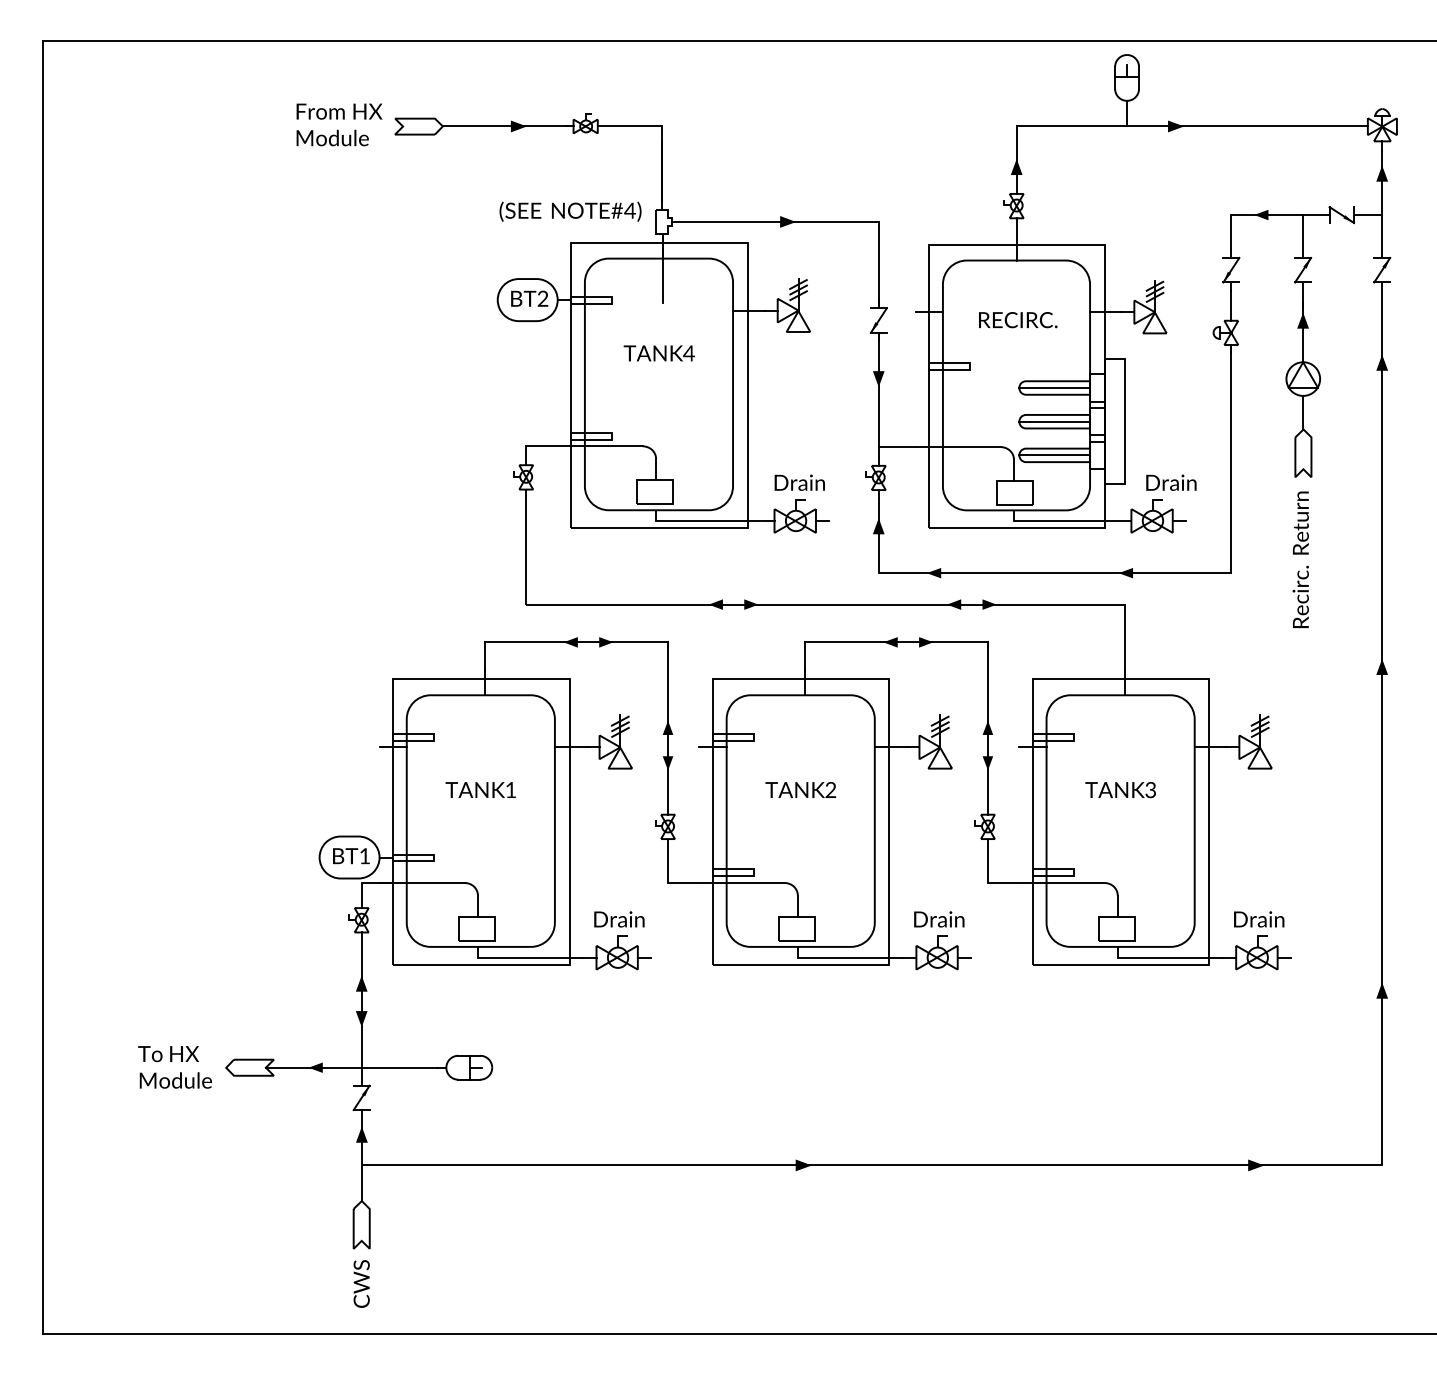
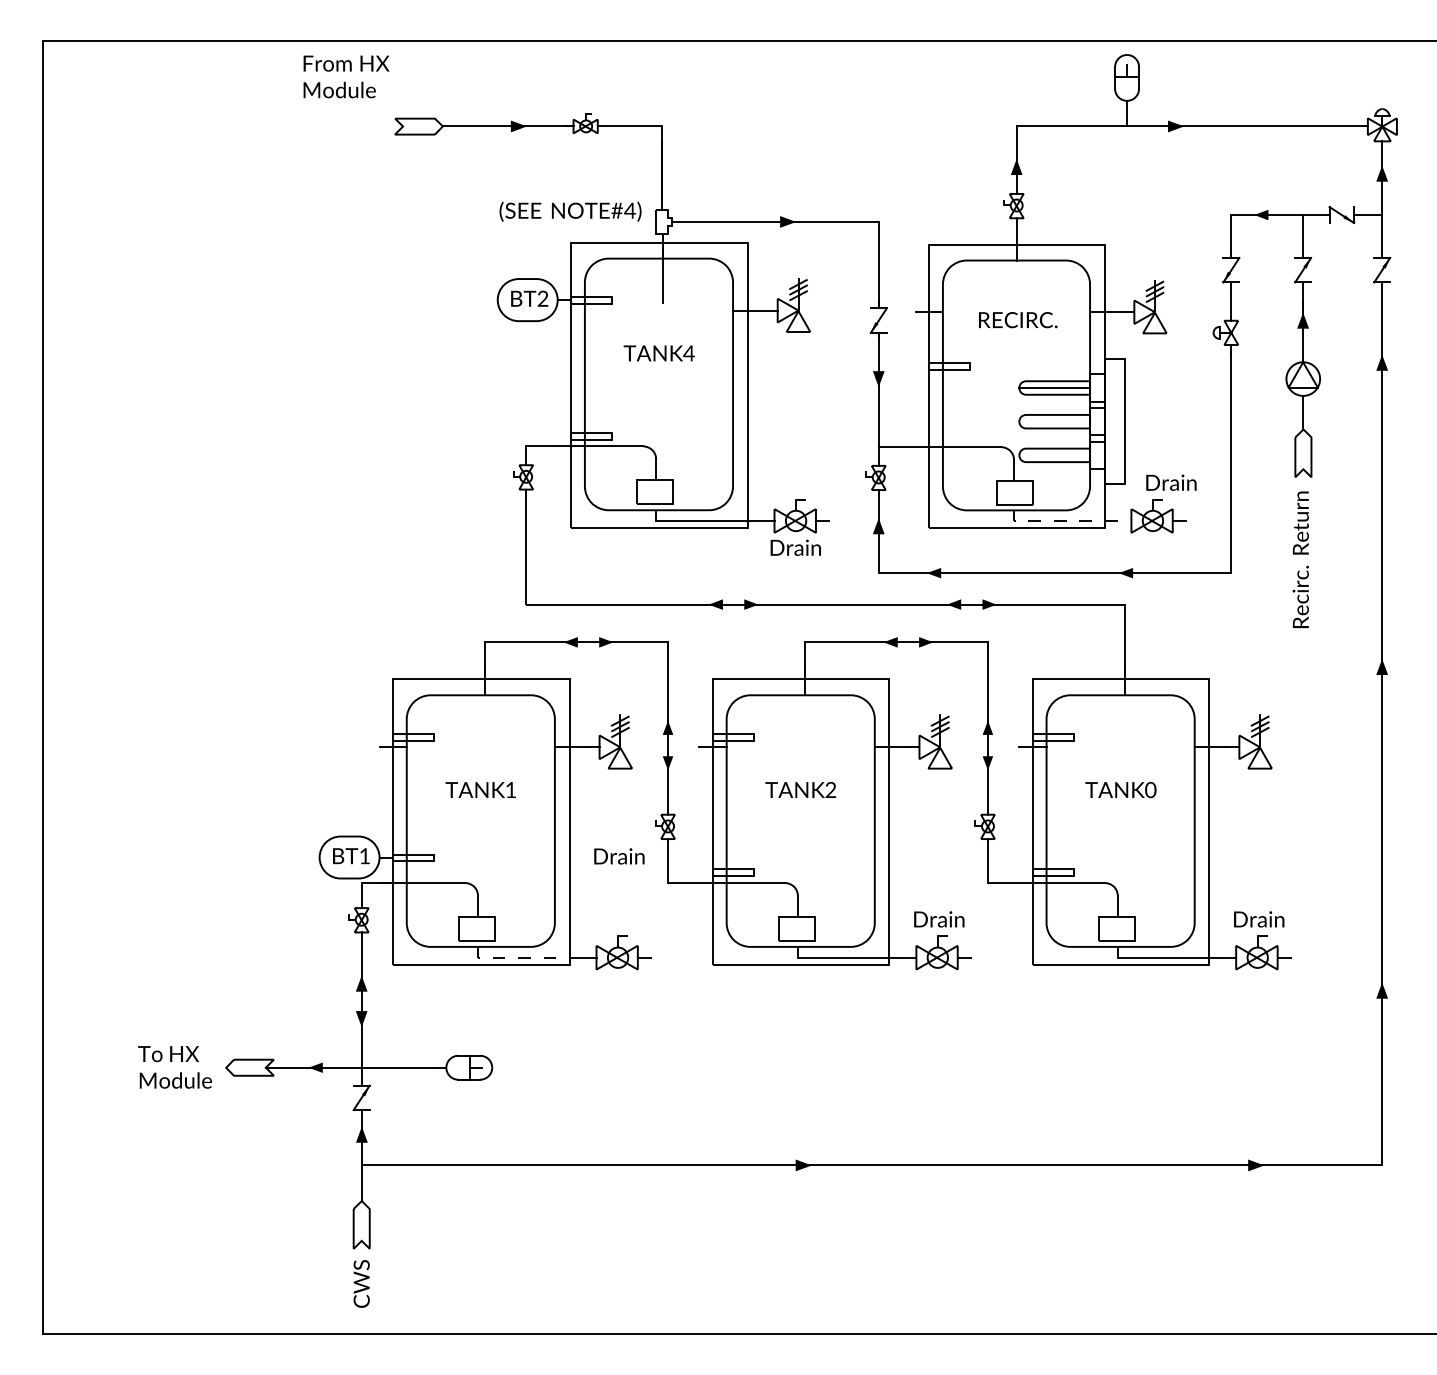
text position: (339, 124) -> (346, 76) (346, 76)
line: present -> none (1054, 421)
line: present -> none (1054, 455)
text position: (799, 482) -> (795, 547) (795, 547)
line: solid -> dashed (1066, 521)
text: 3 -> 0 (1150, 789)
text position: (619, 919) -> (619, 856) (619, 856)
line: solid -> dashed (524, 957)
